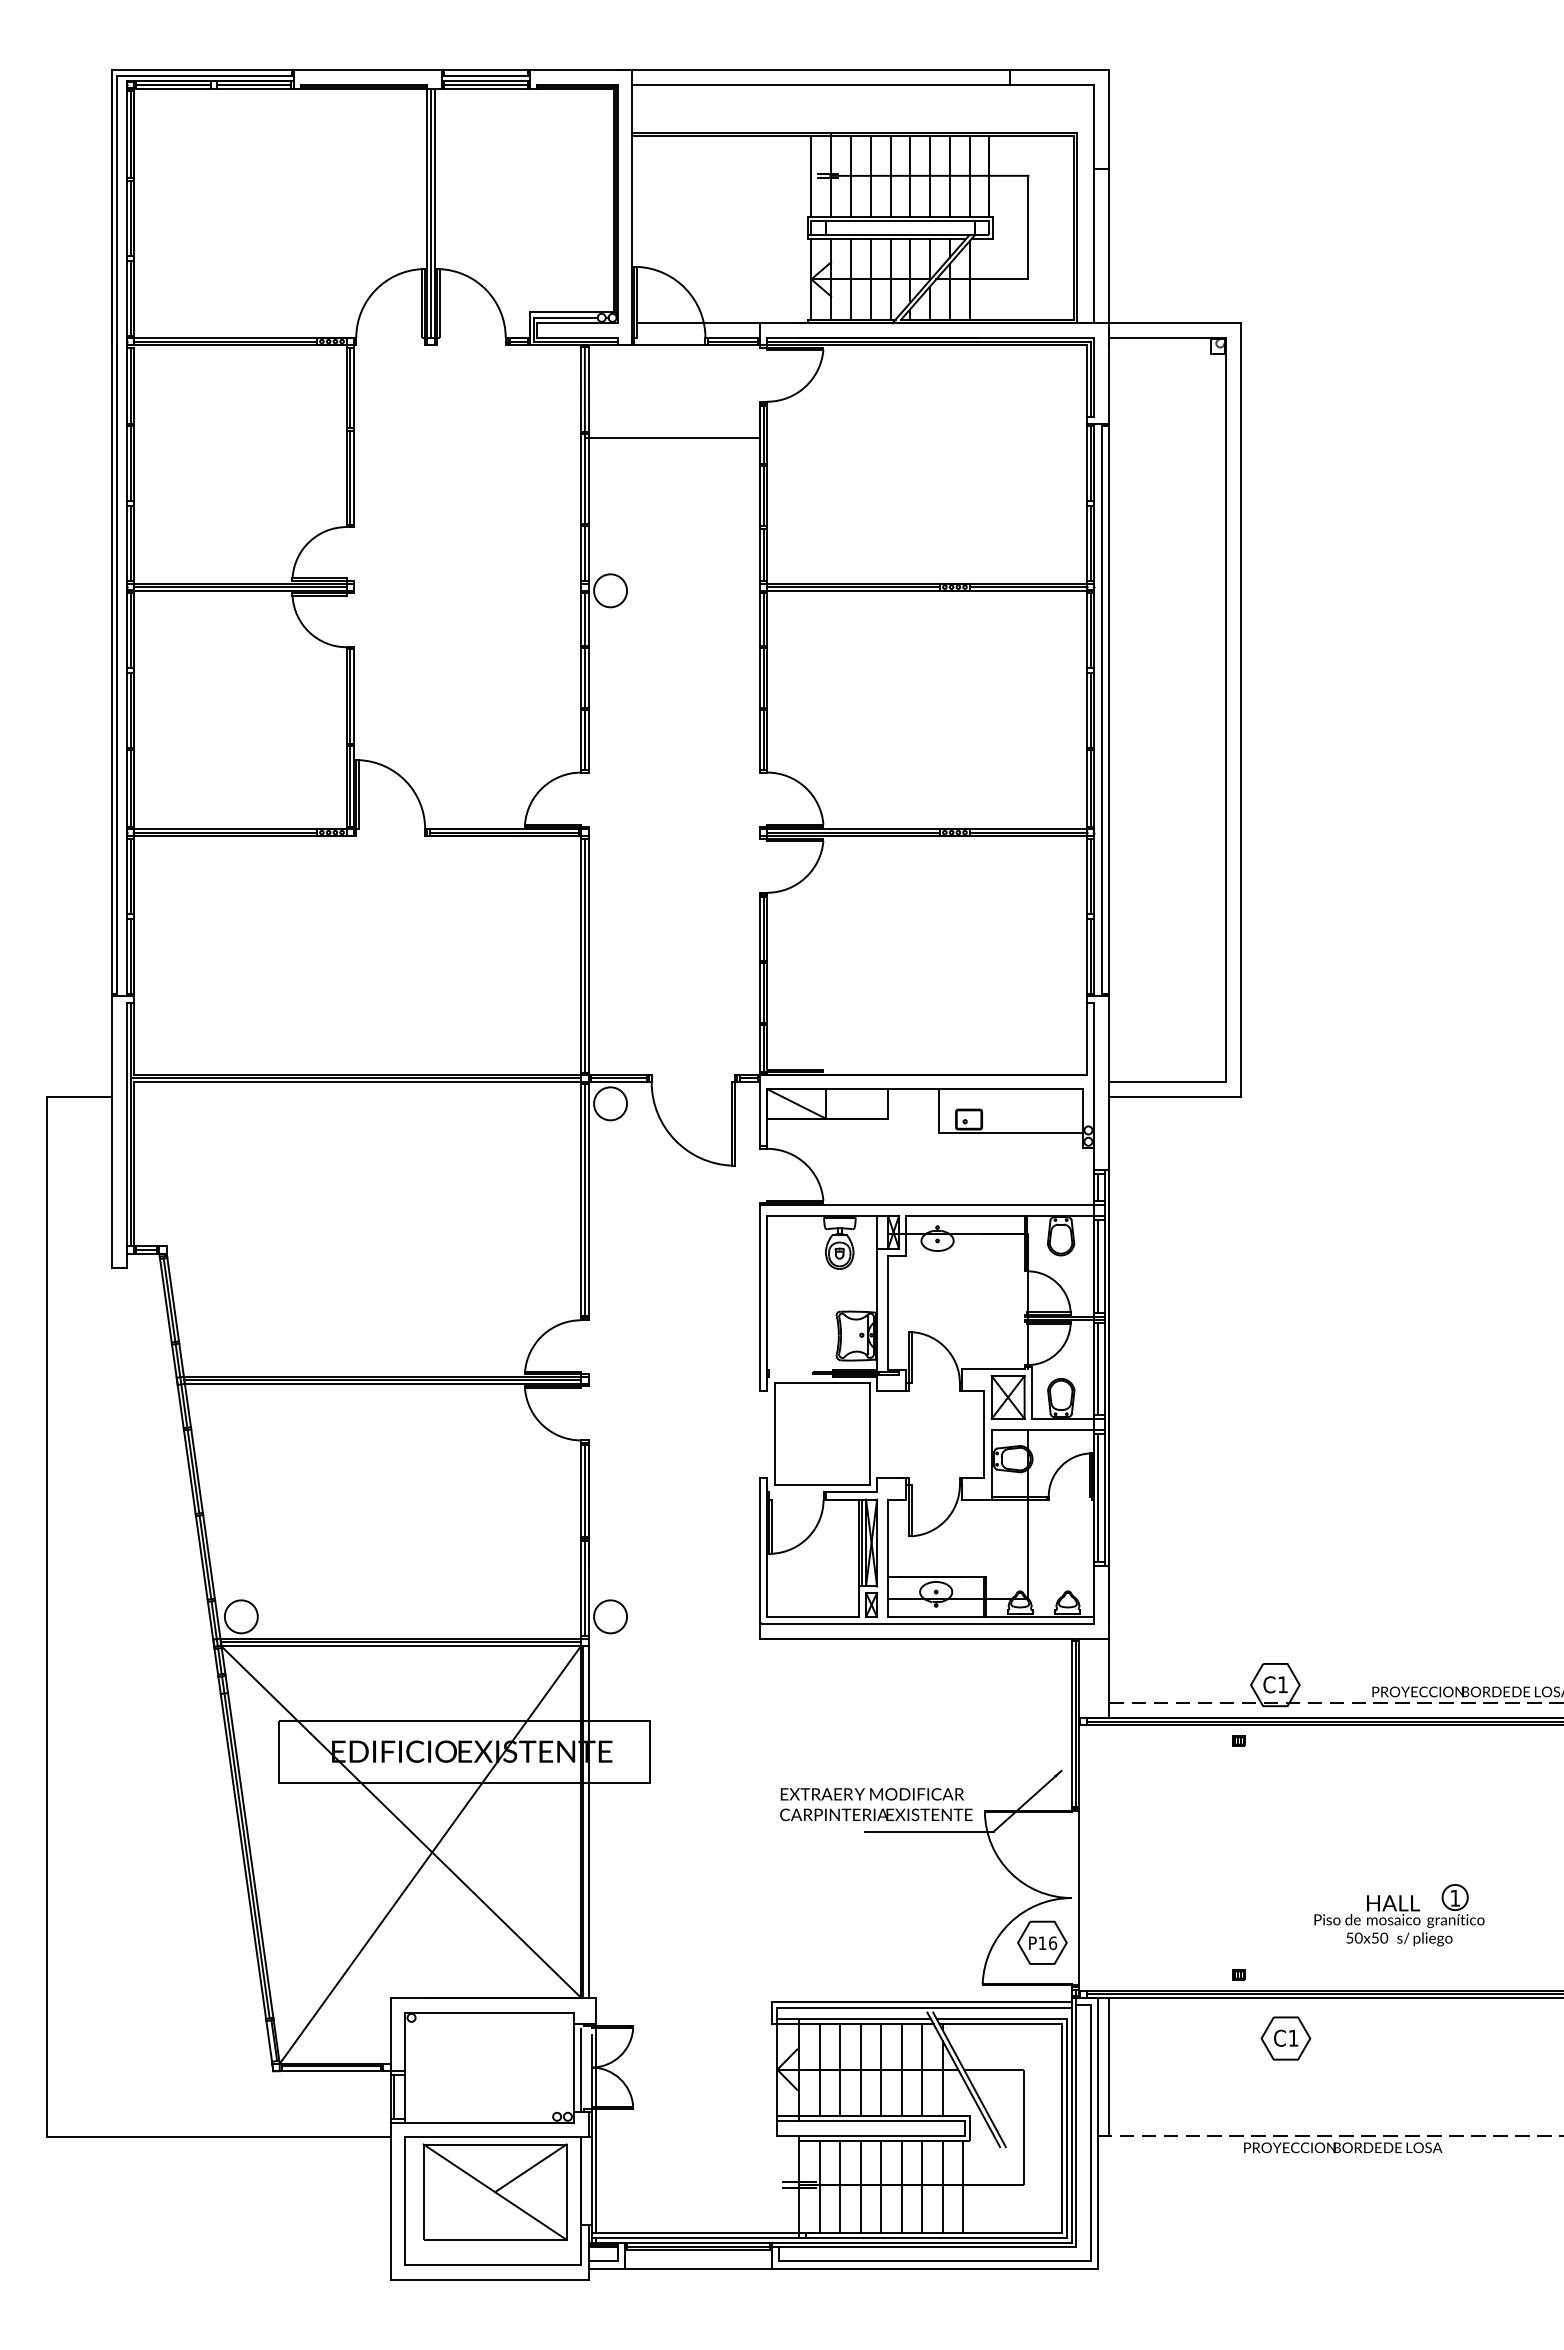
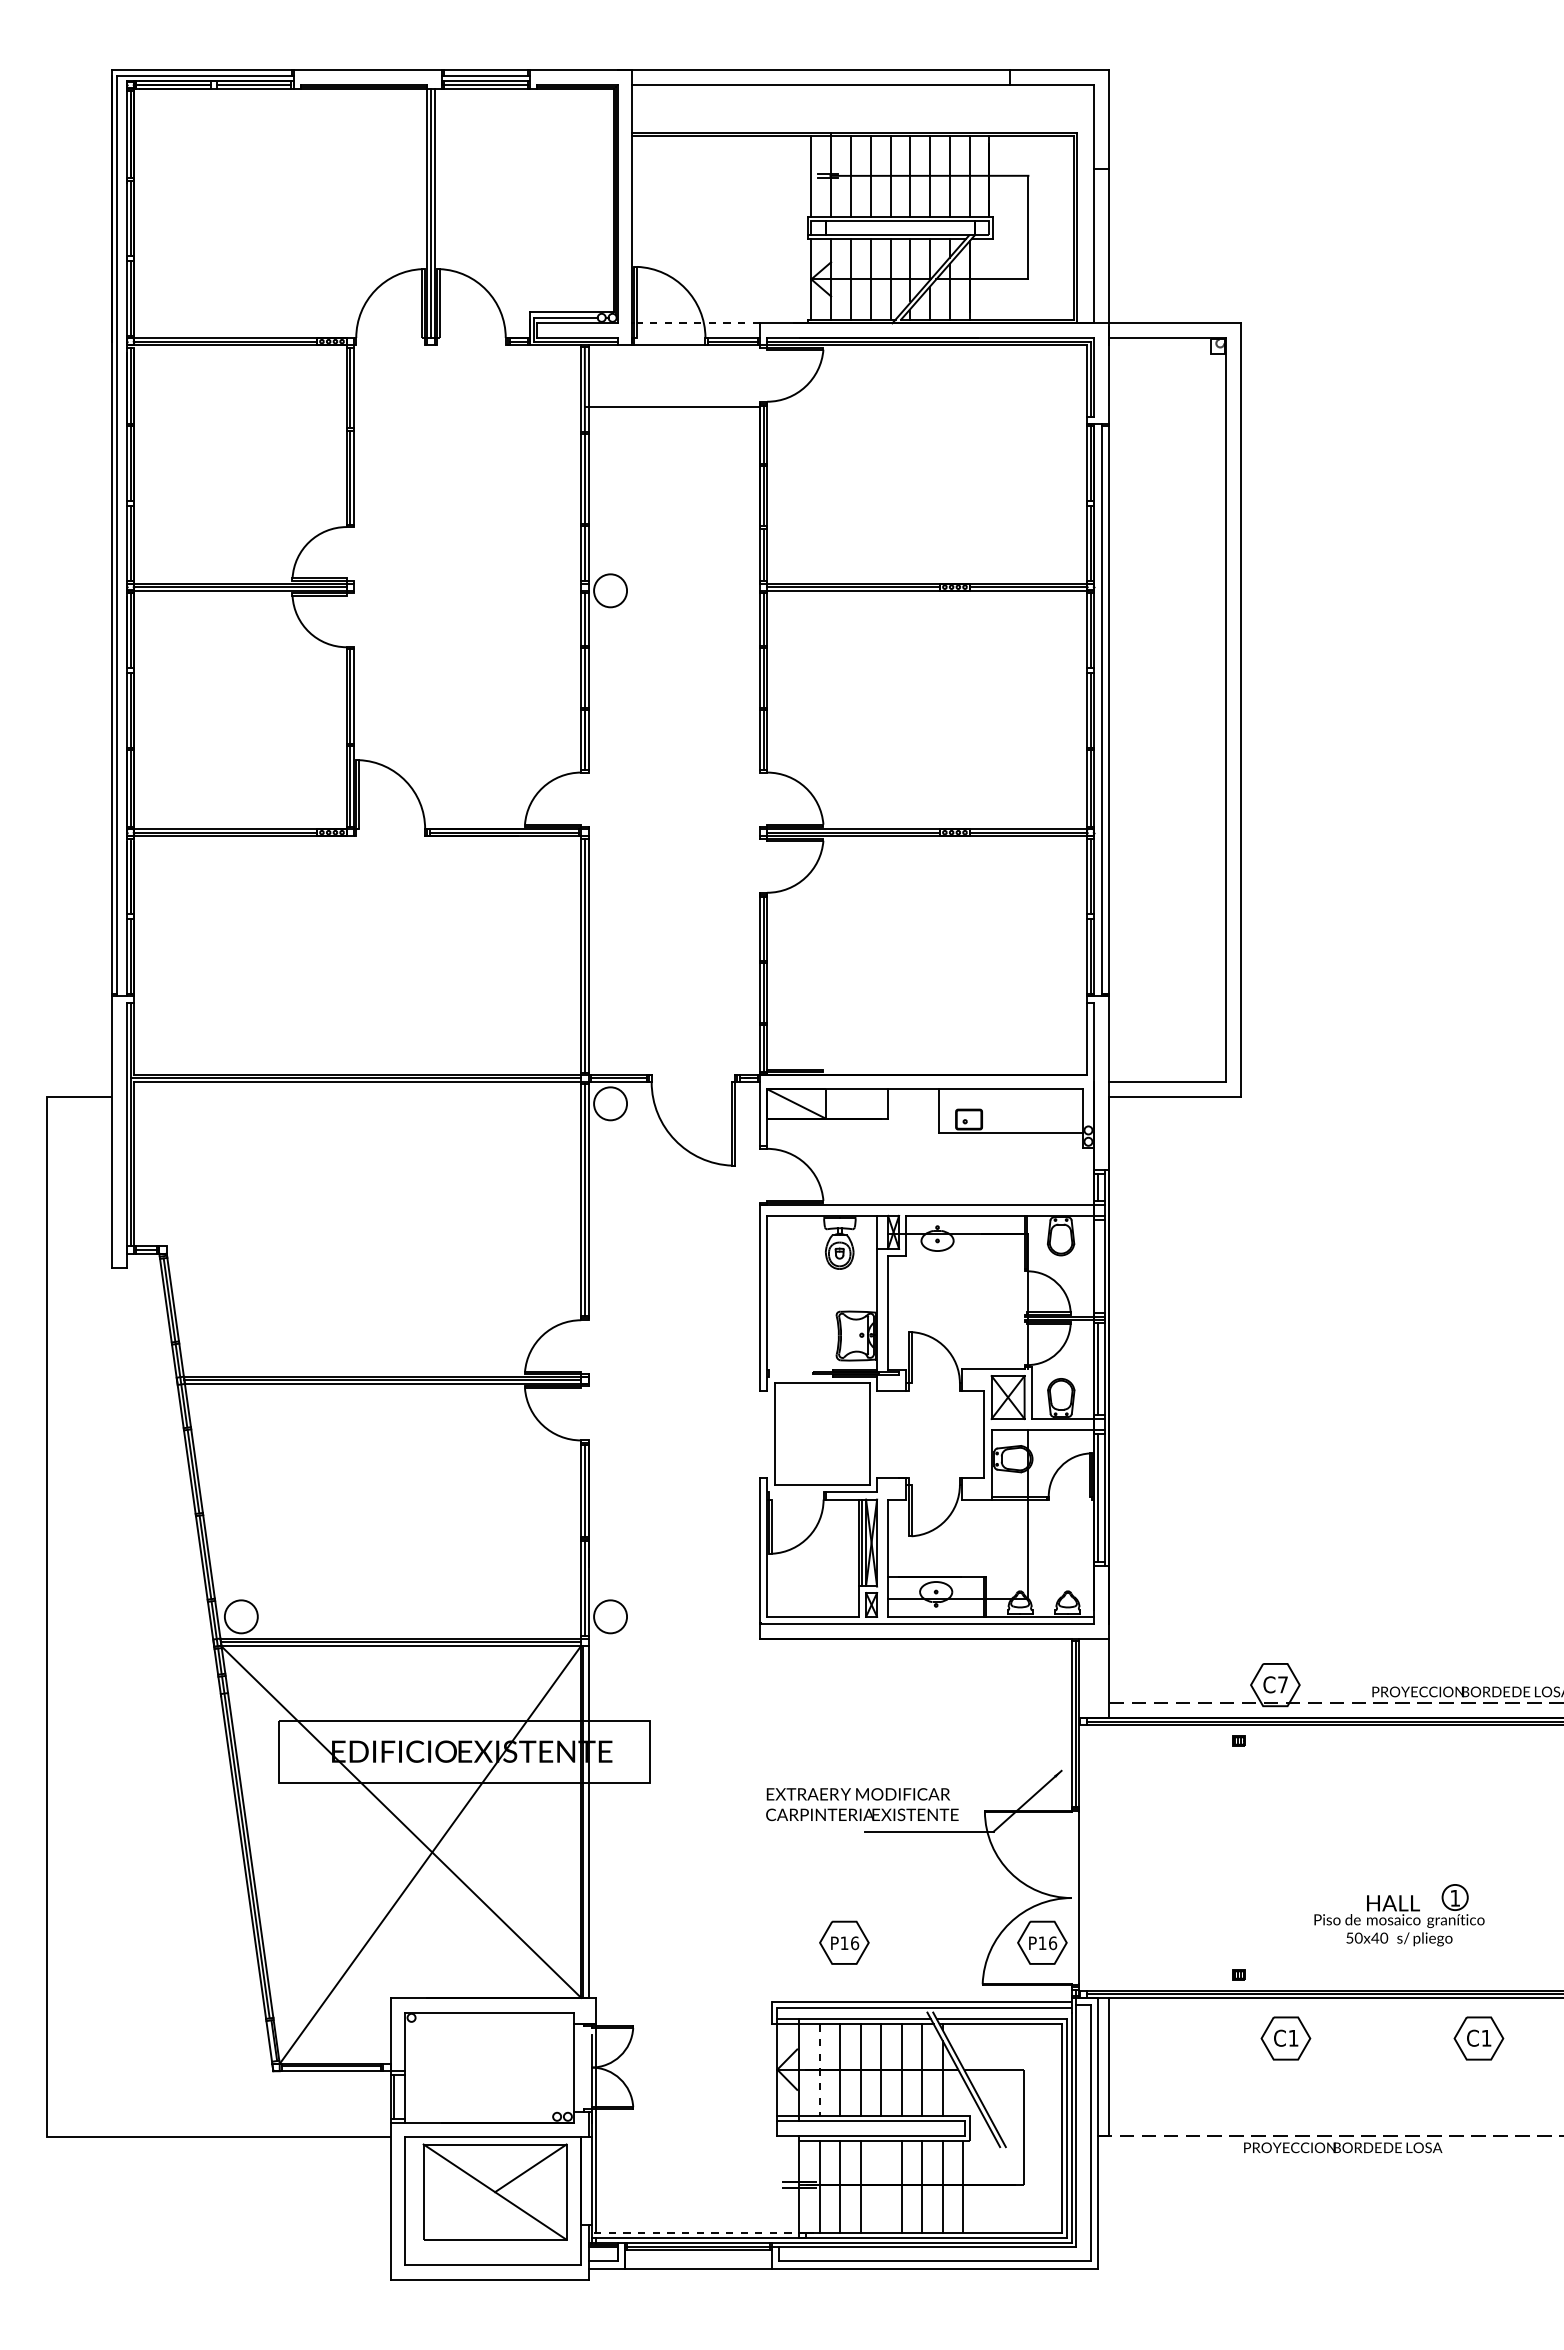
line: solid -> dashed (698, 323)
line position: (671, 438) -> (671, 407) (671, 407)
line: present -> none (1097, 1266)
text: C1 -> C7 (1282, 1684)
text position: (876, 1804) -> (862, 1804) (862, 1804)
text: 50x50 -> 50x40 (1375, 1937)
part: none -> present (844, 1942)
part: none -> present (1478, 2038)
line: present -> none (581, 2069)
line: solid -> dashed (819, 2070)
line: present -> none (881, 2186)
line: solid -> dashed (698, 2232)
